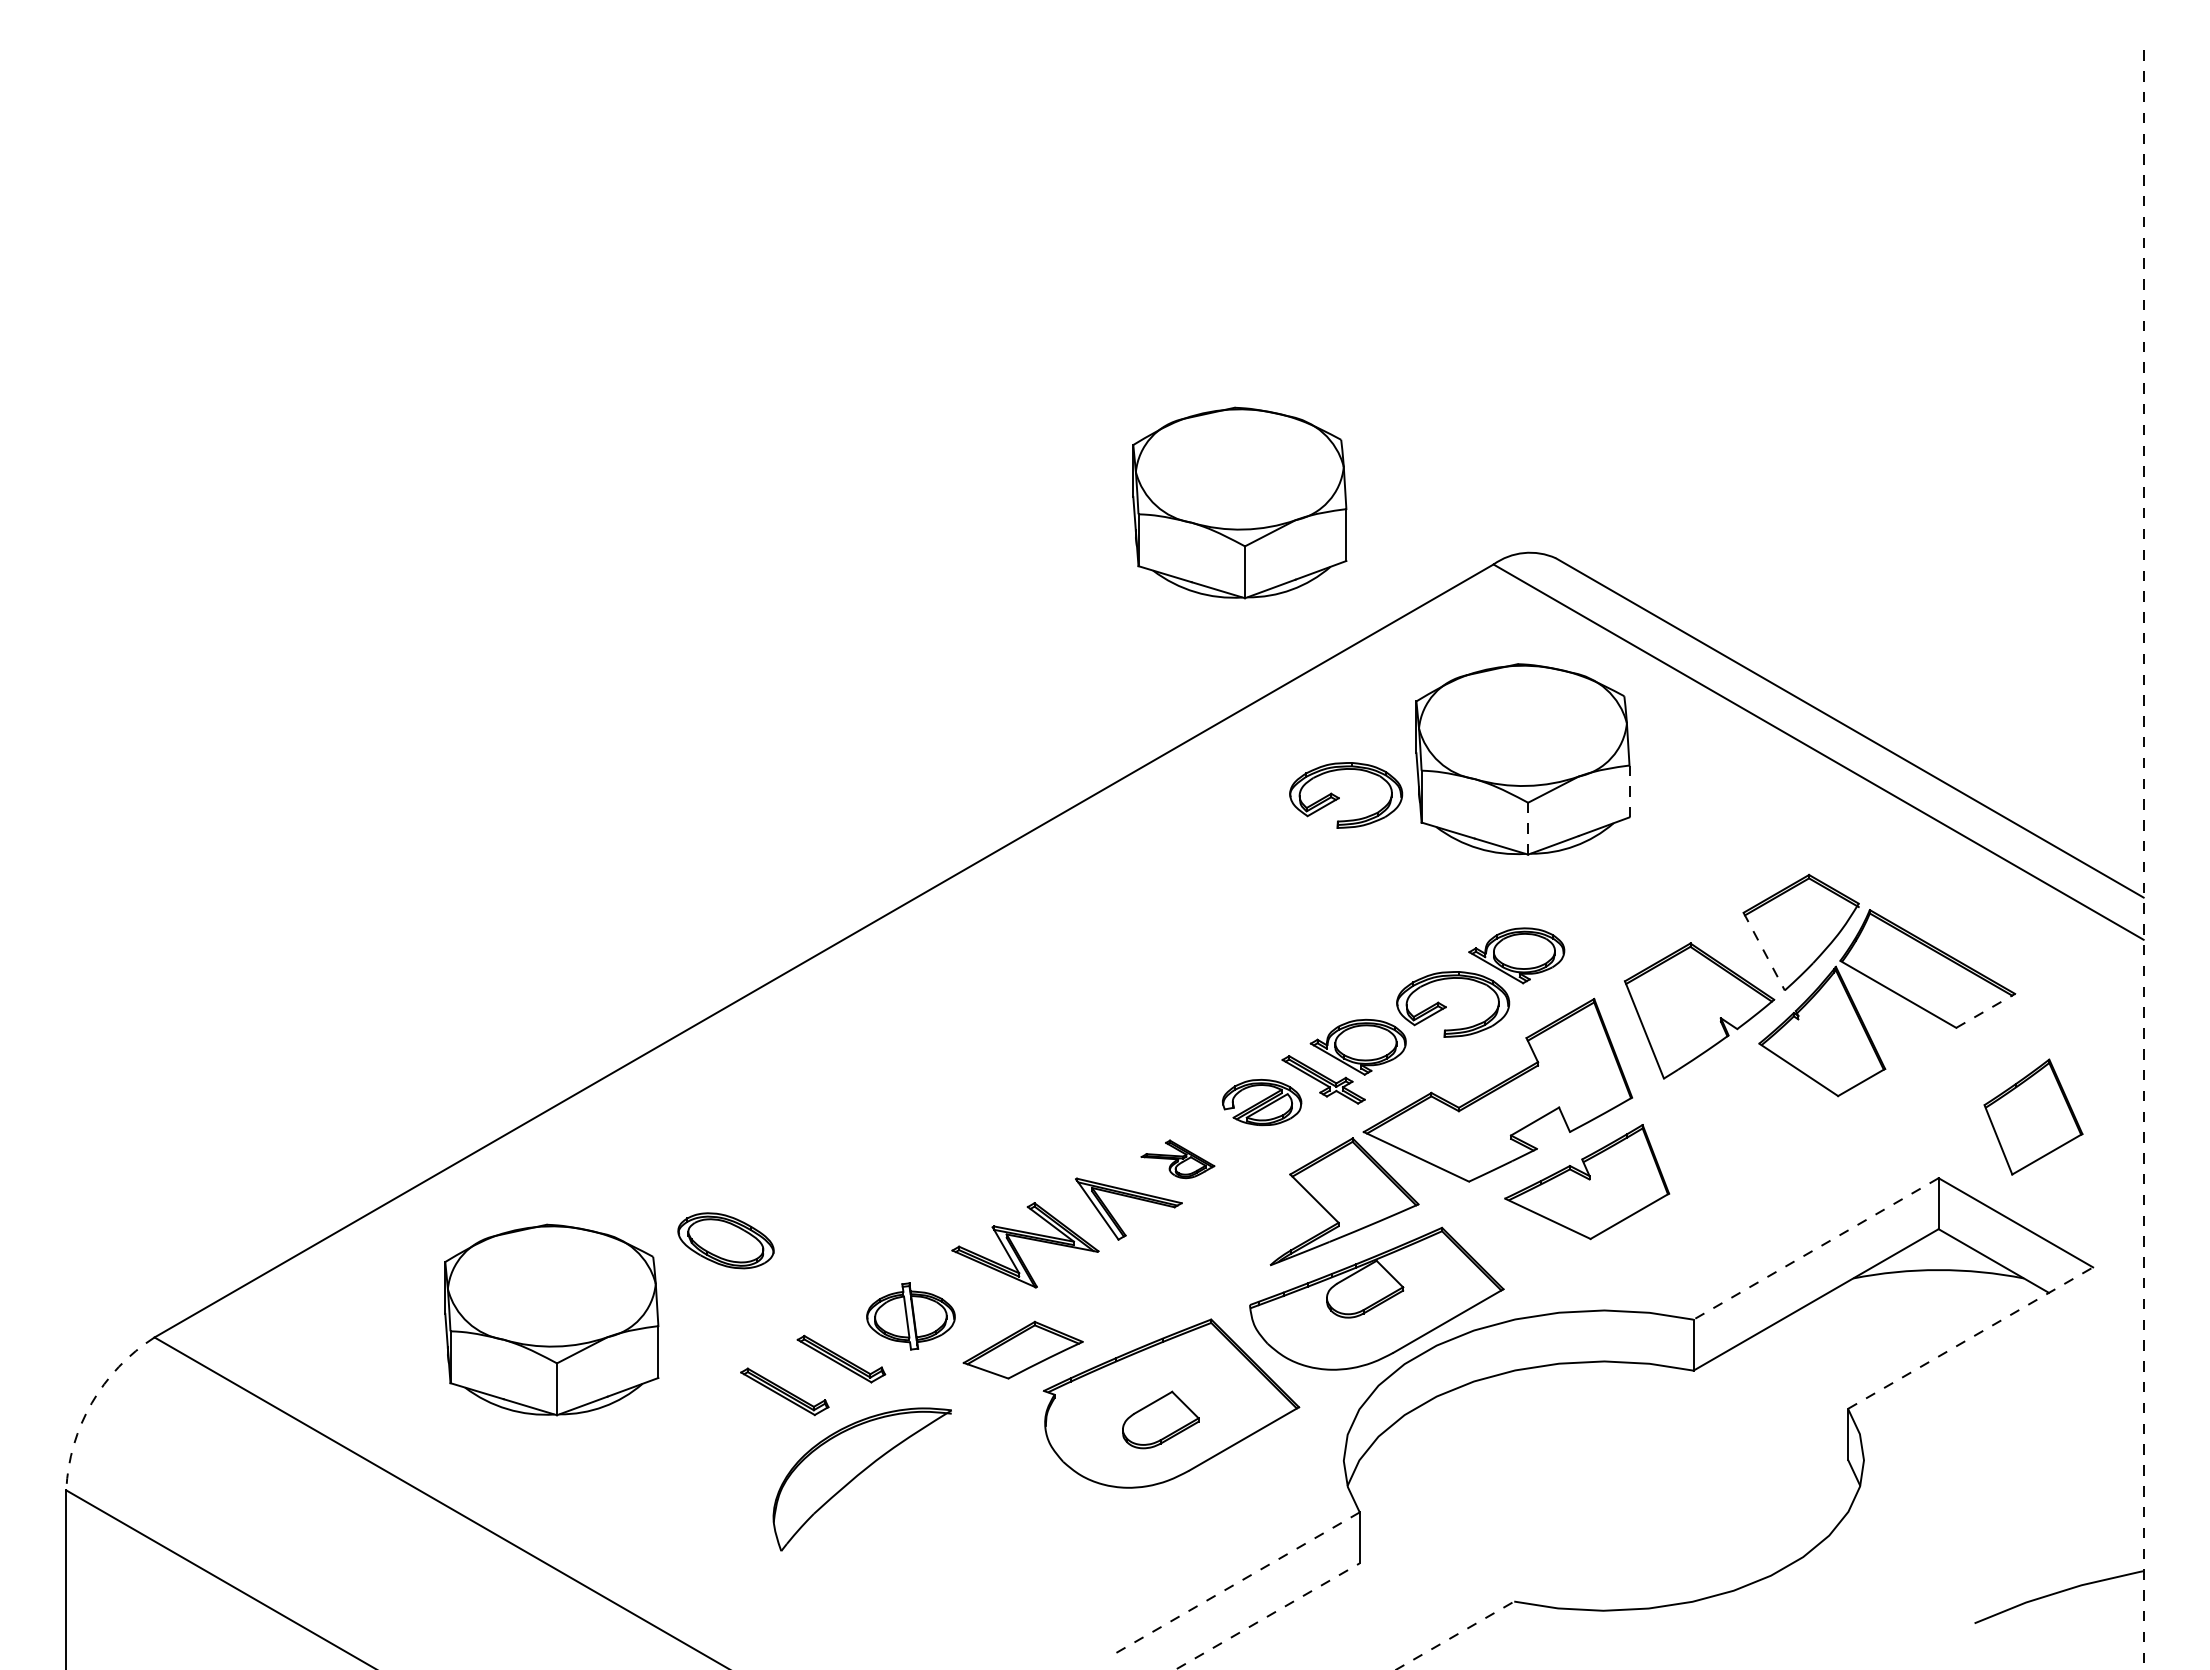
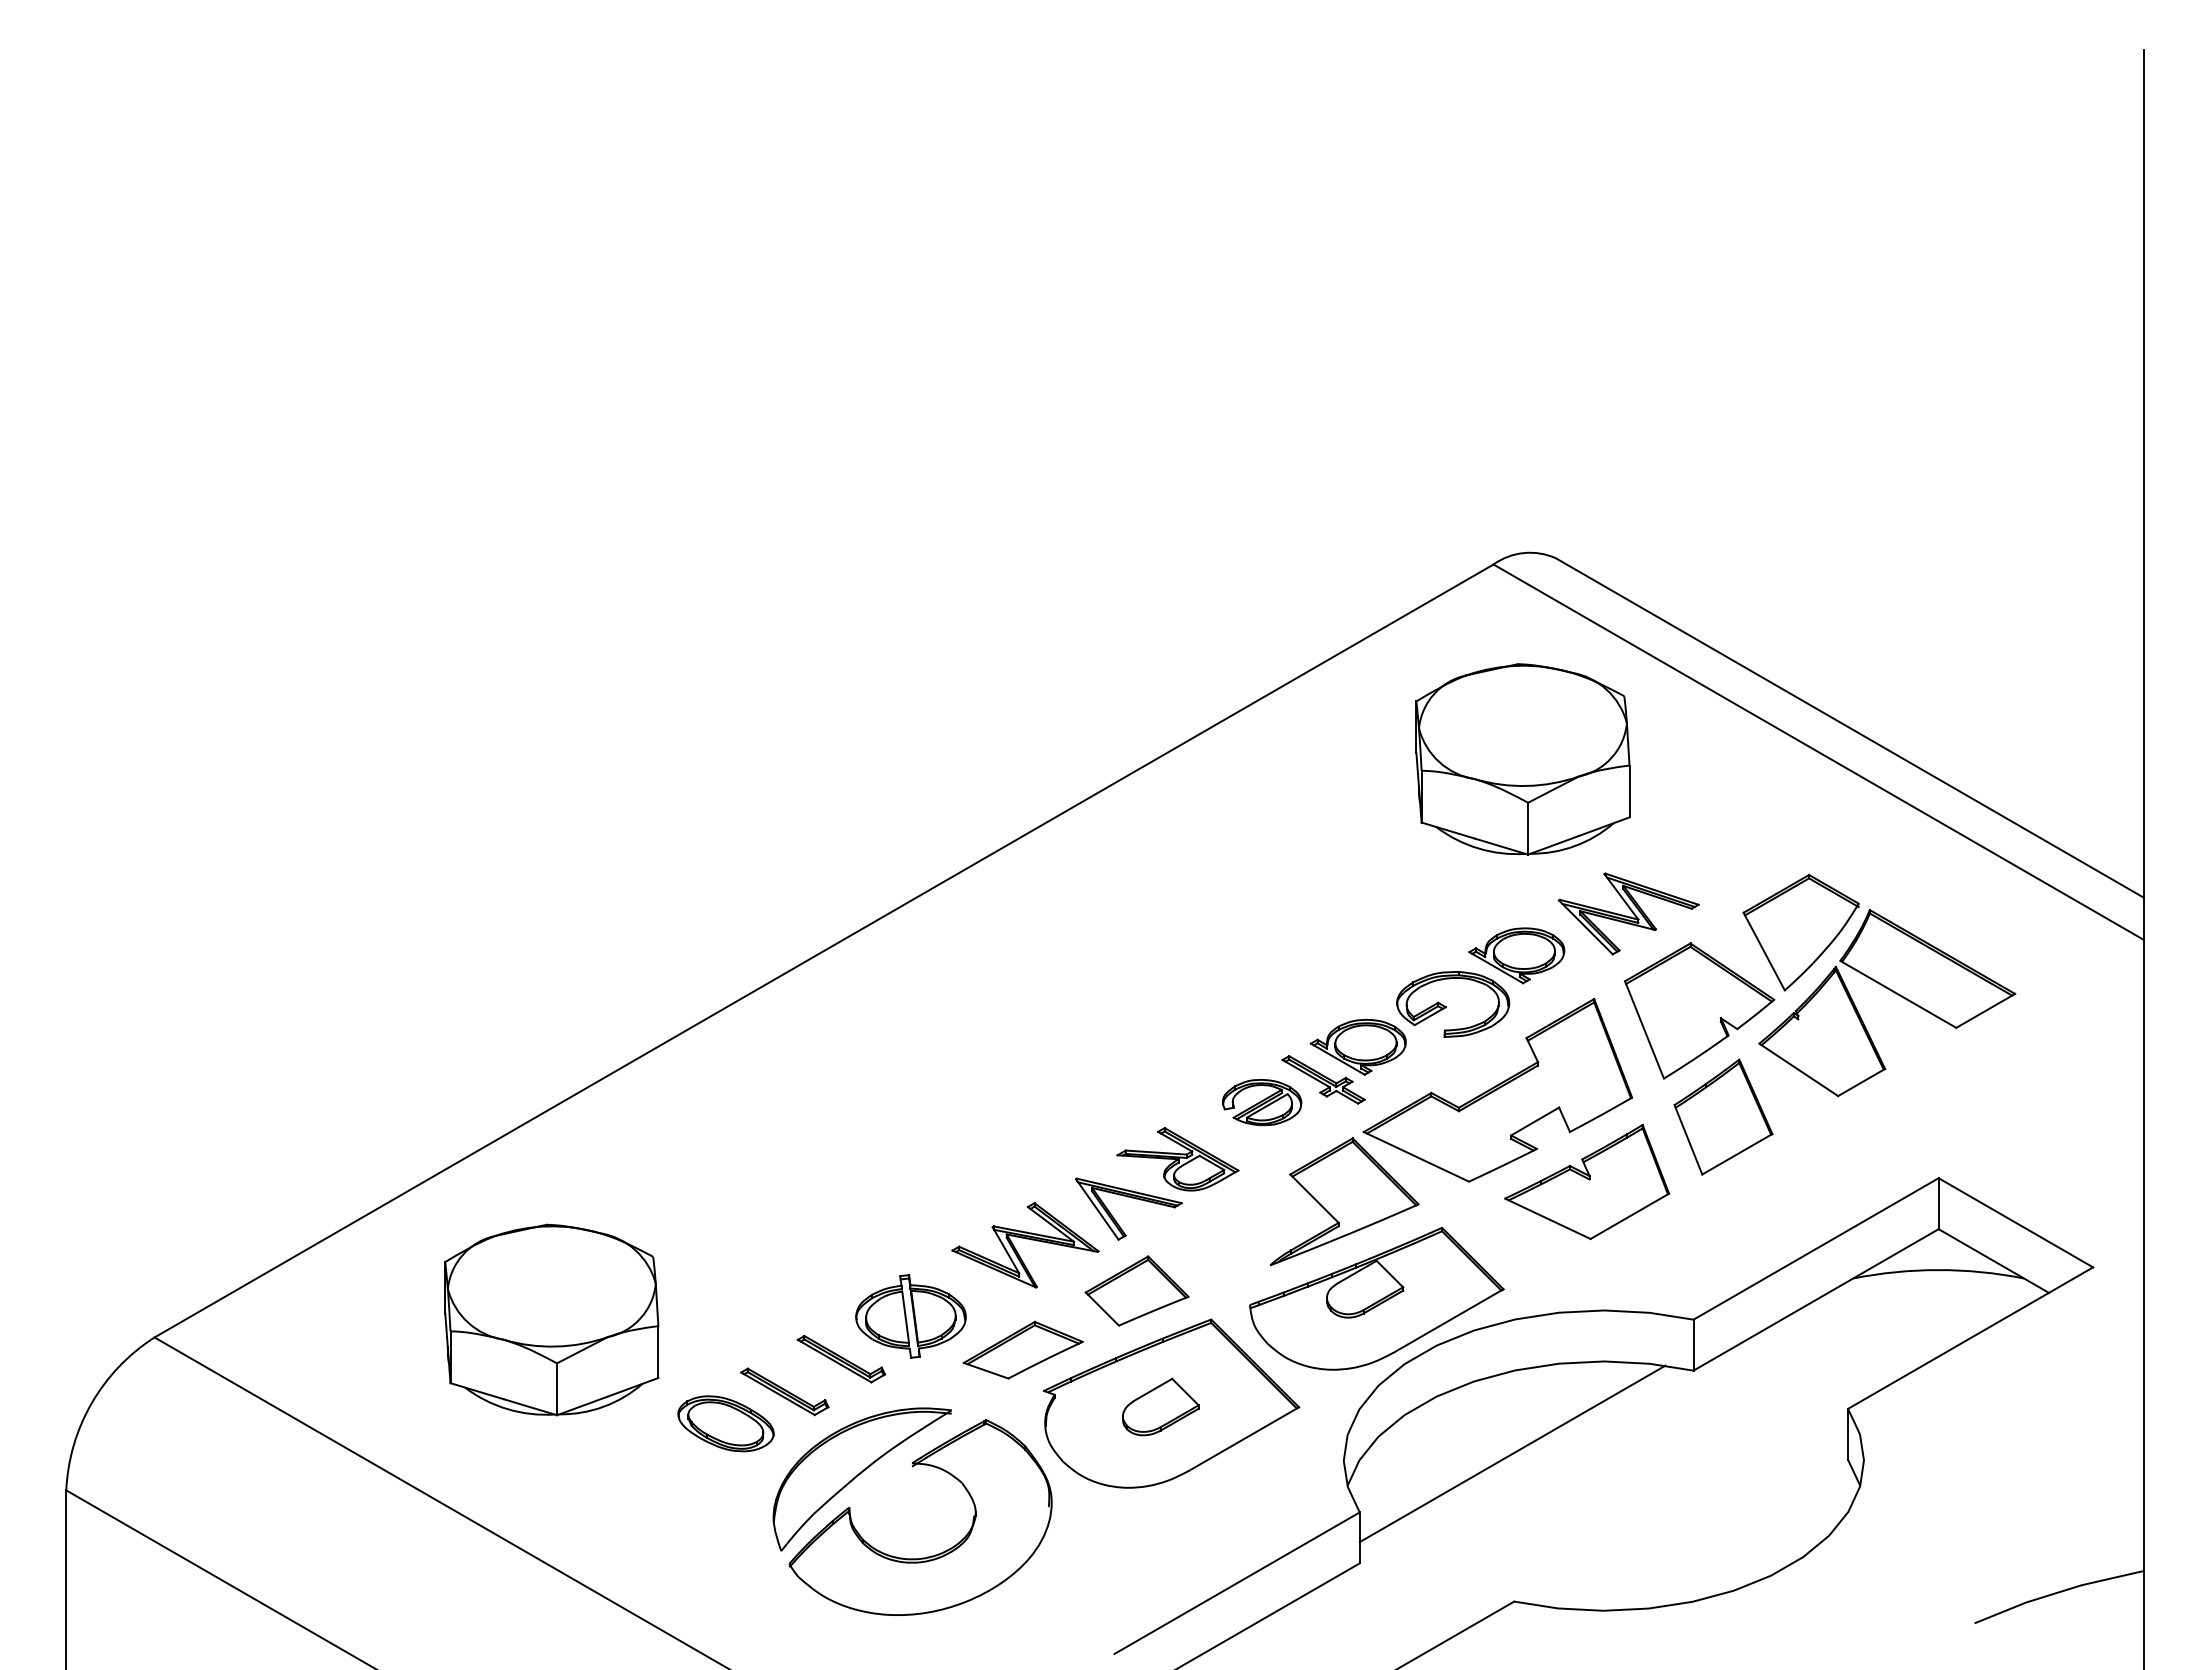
part: present -> none (1239, 502)
line: dashed -> solid (1629, 791)
part: present -> none (1339, 797)
line: dashed -> solid (1528, 828)
line: dashed -> solid (2143, 859)
part: none -> present (1628, 913)
line: dashed -> solid (1764, 951)
line: dashed -> solid (1985, 1010)
part position: (2033, 1116) -> (1723, 1116) (1723, 1116)
part size: 76x41 px -> 124x65 px (1177, 1159)
part position: (725, 1240) -> (725, 1423) (725, 1423)
line: dashed -> solid (1815, 1249)
part: none -> present (1136, 1290)
part size: 90x69 px -> 112x85 px (910, 1316)
line: dashed -> solid (1971, 1337)
arc: dashed -> solid (91, 1403)
part position: (1160, 1419) -> (1160, 1406) (1160, 1406)
line: none -> present (1512, 1453)
part: none -> present (931, 1555)
line: dashed -> solid (1236, 1583)
line: dashed -> solid (1267, 1616)
line: dashed -> solid (1455, 1635)
